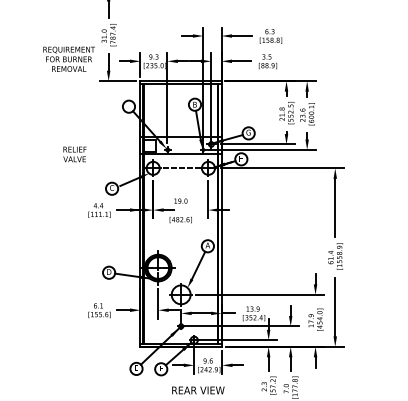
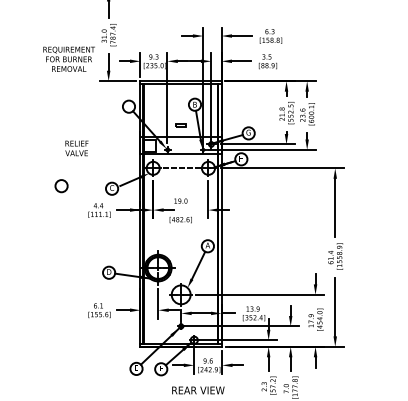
part: none -> present (180, 125)
text position: (74, 154) -> (76, 148) (76, 148)
circle: none -> present (61, 186)
